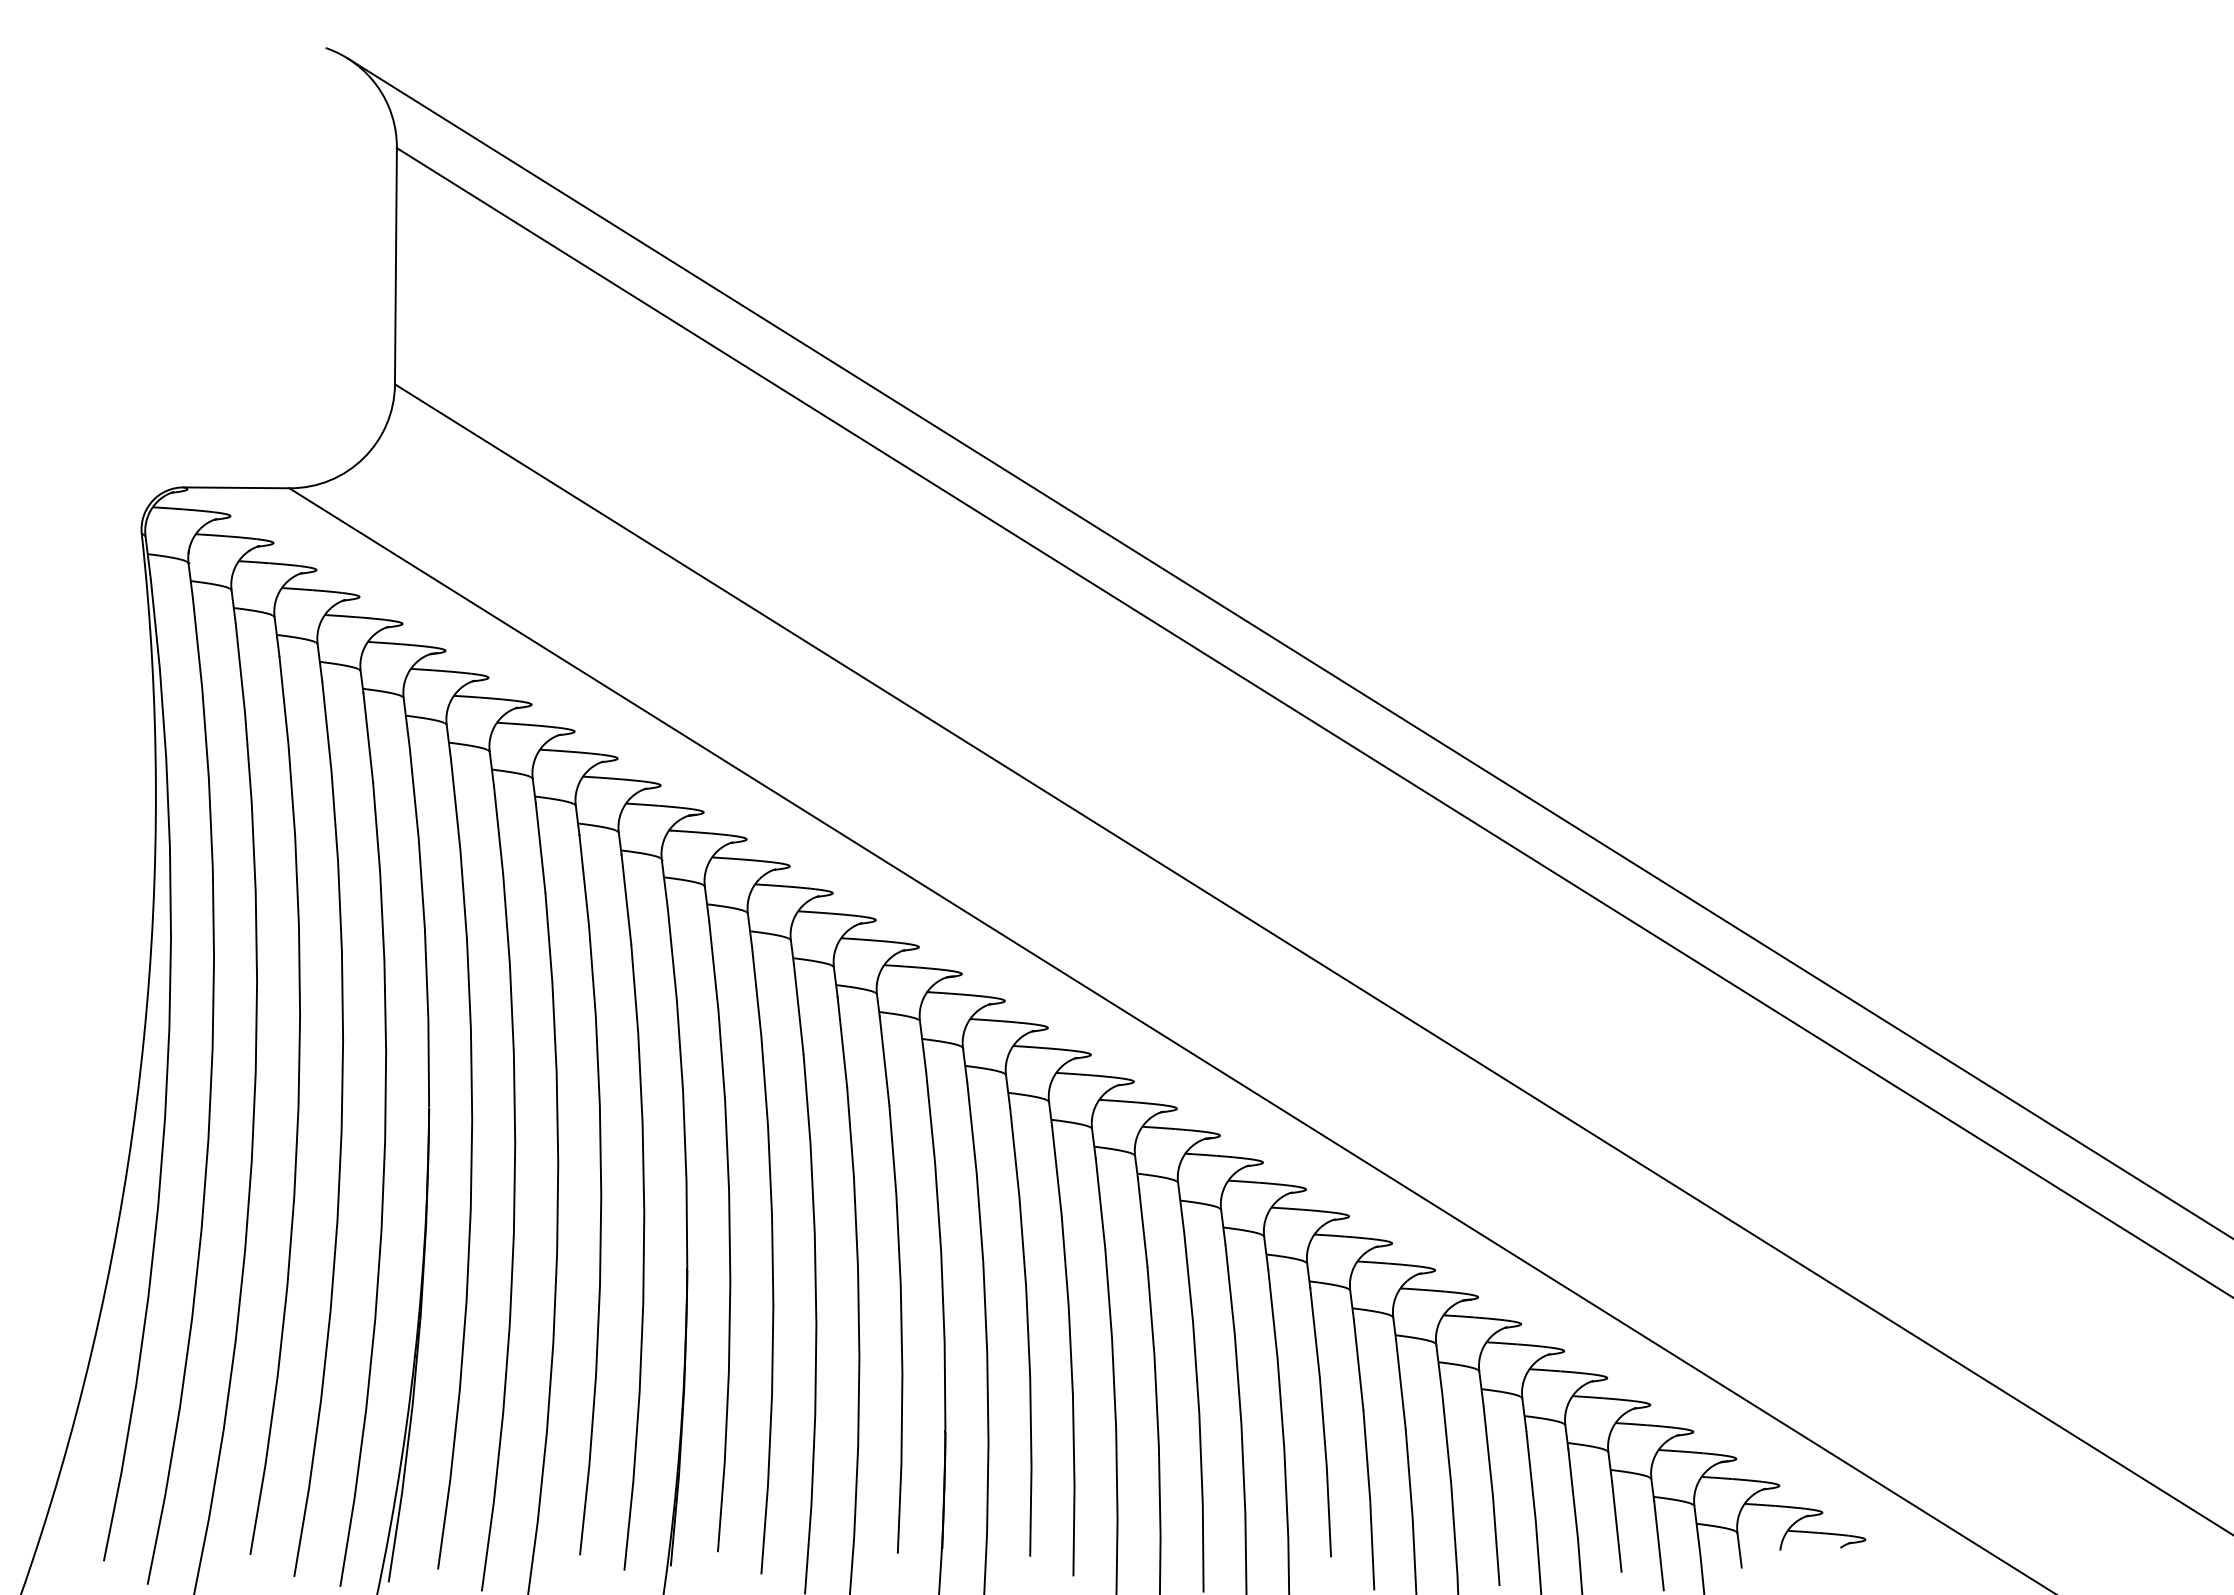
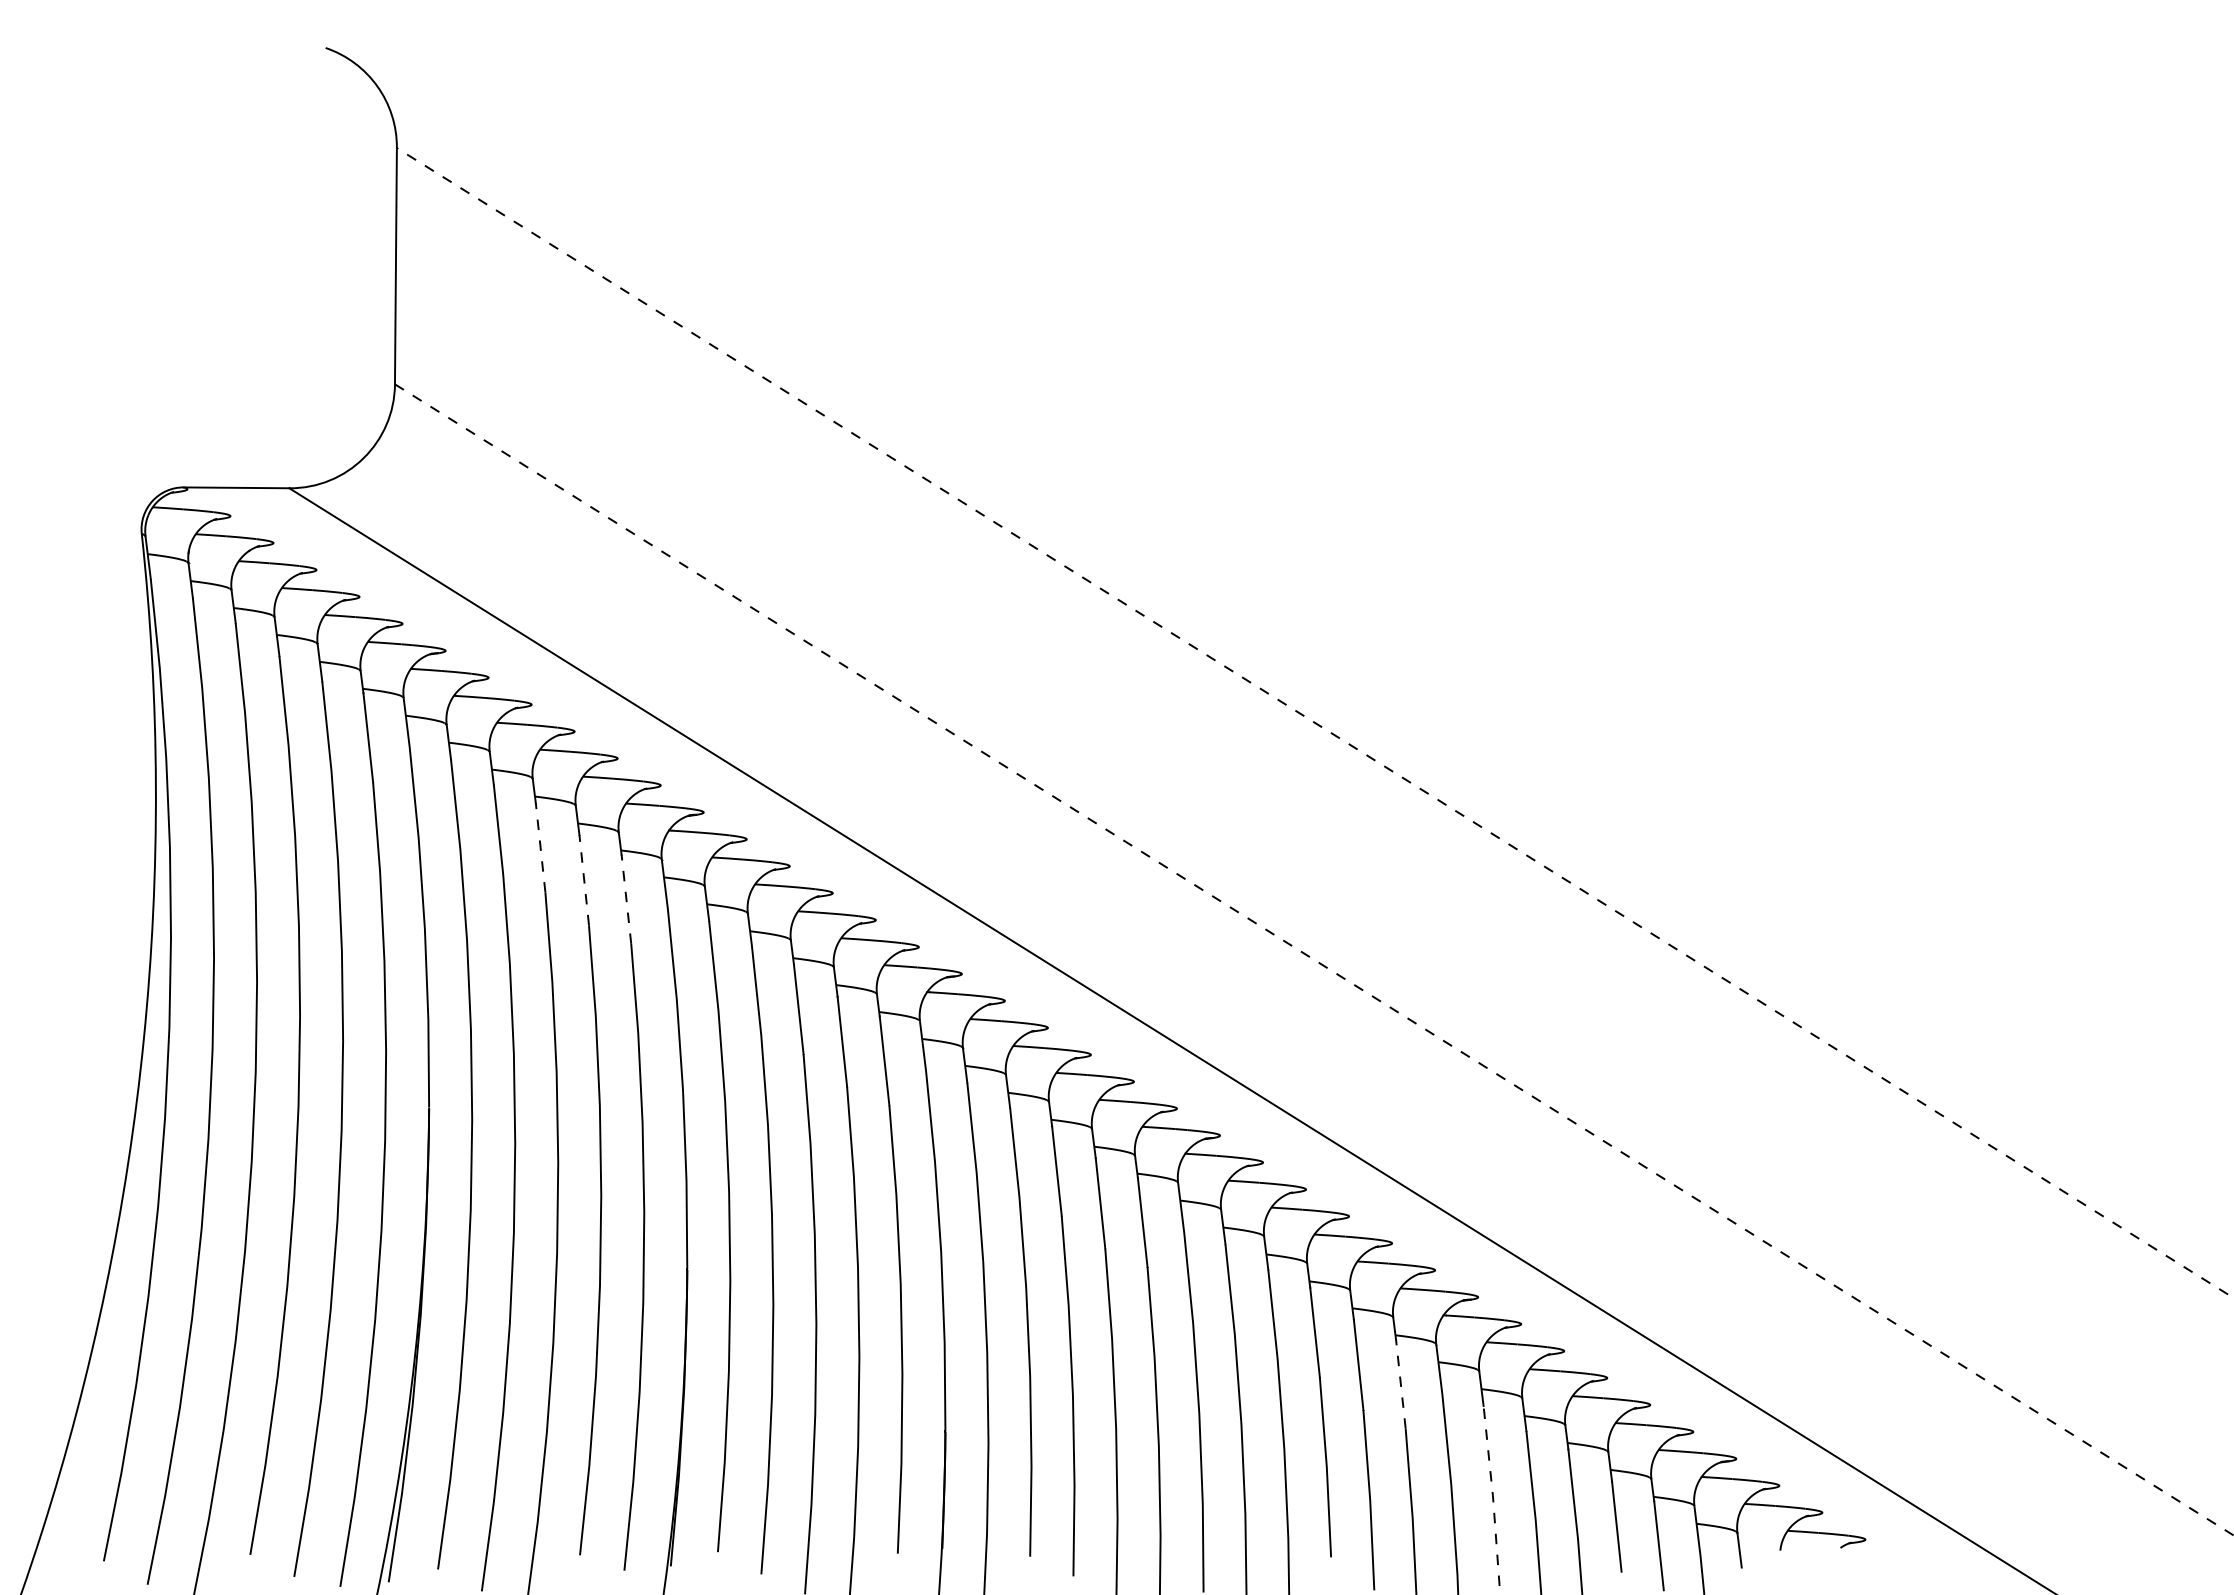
line: present -> none (1288, 647)
line: solid -> dashed (1314, 722)
line: solid -> dashed (540, 847)
line: solid -> dashed (584, 879)
line: solid -> dashed (626, 899)
line: solid -> dashed (1314, 960)
line: solid -> dashed (1400, 1384)
line: solid -> dashed (1492, 1495)
